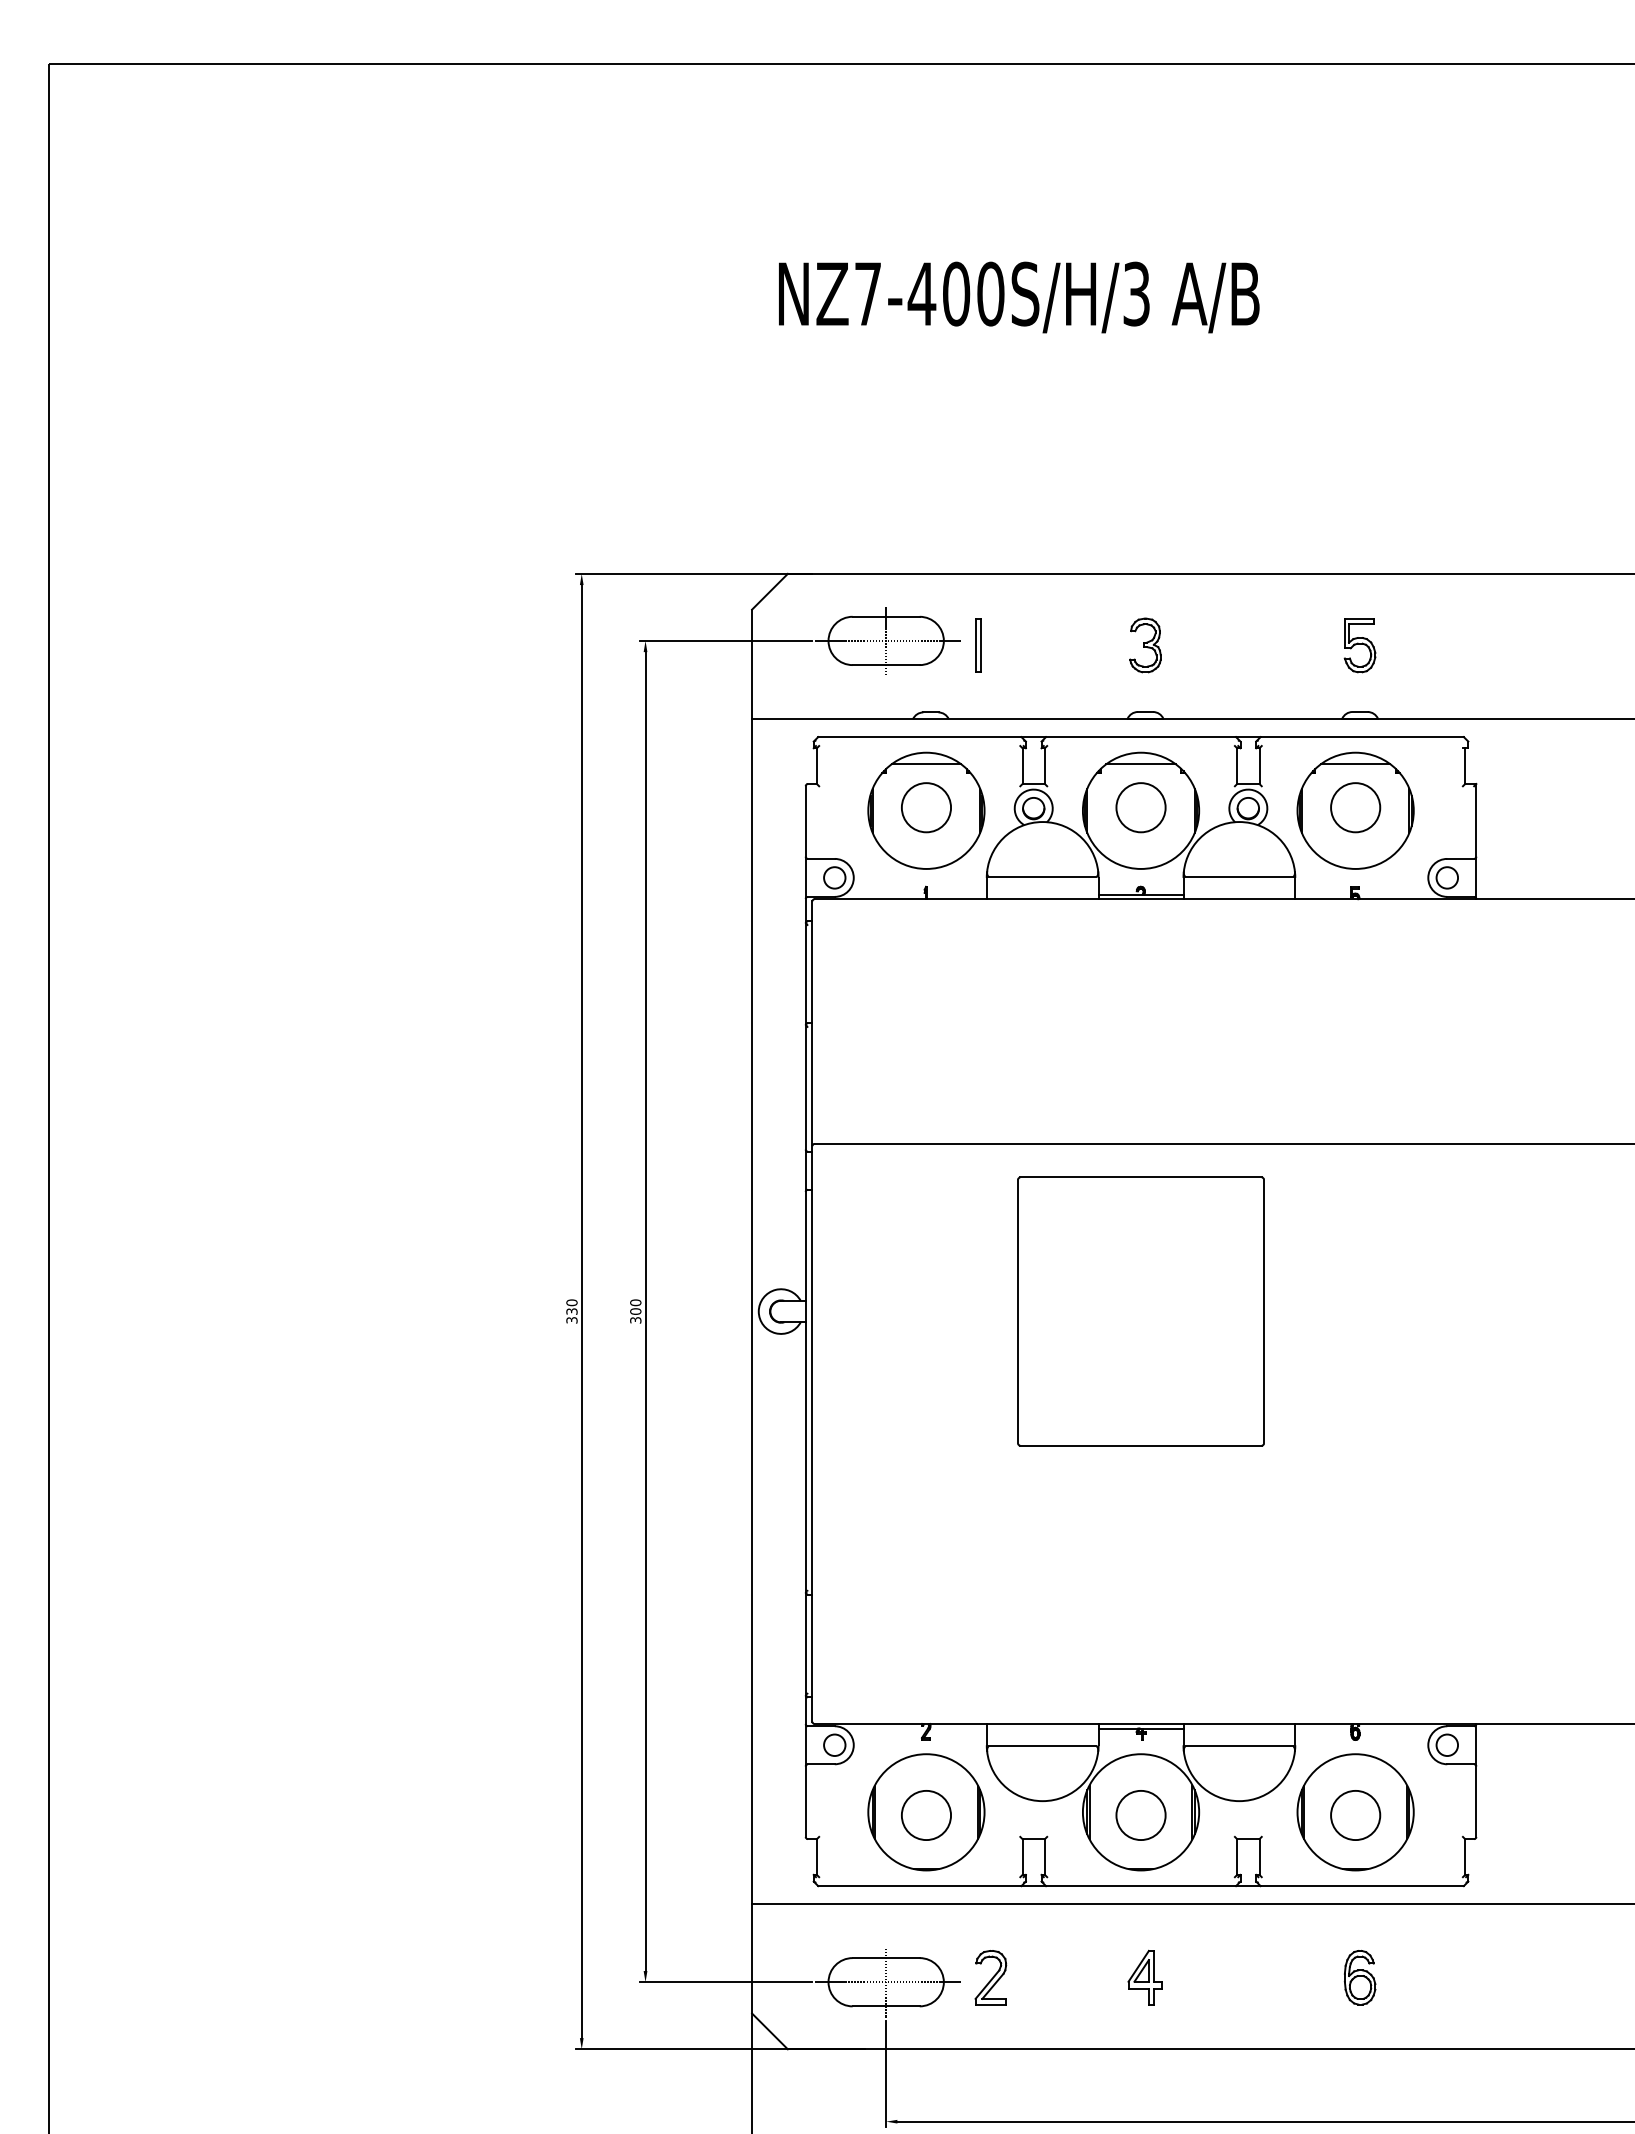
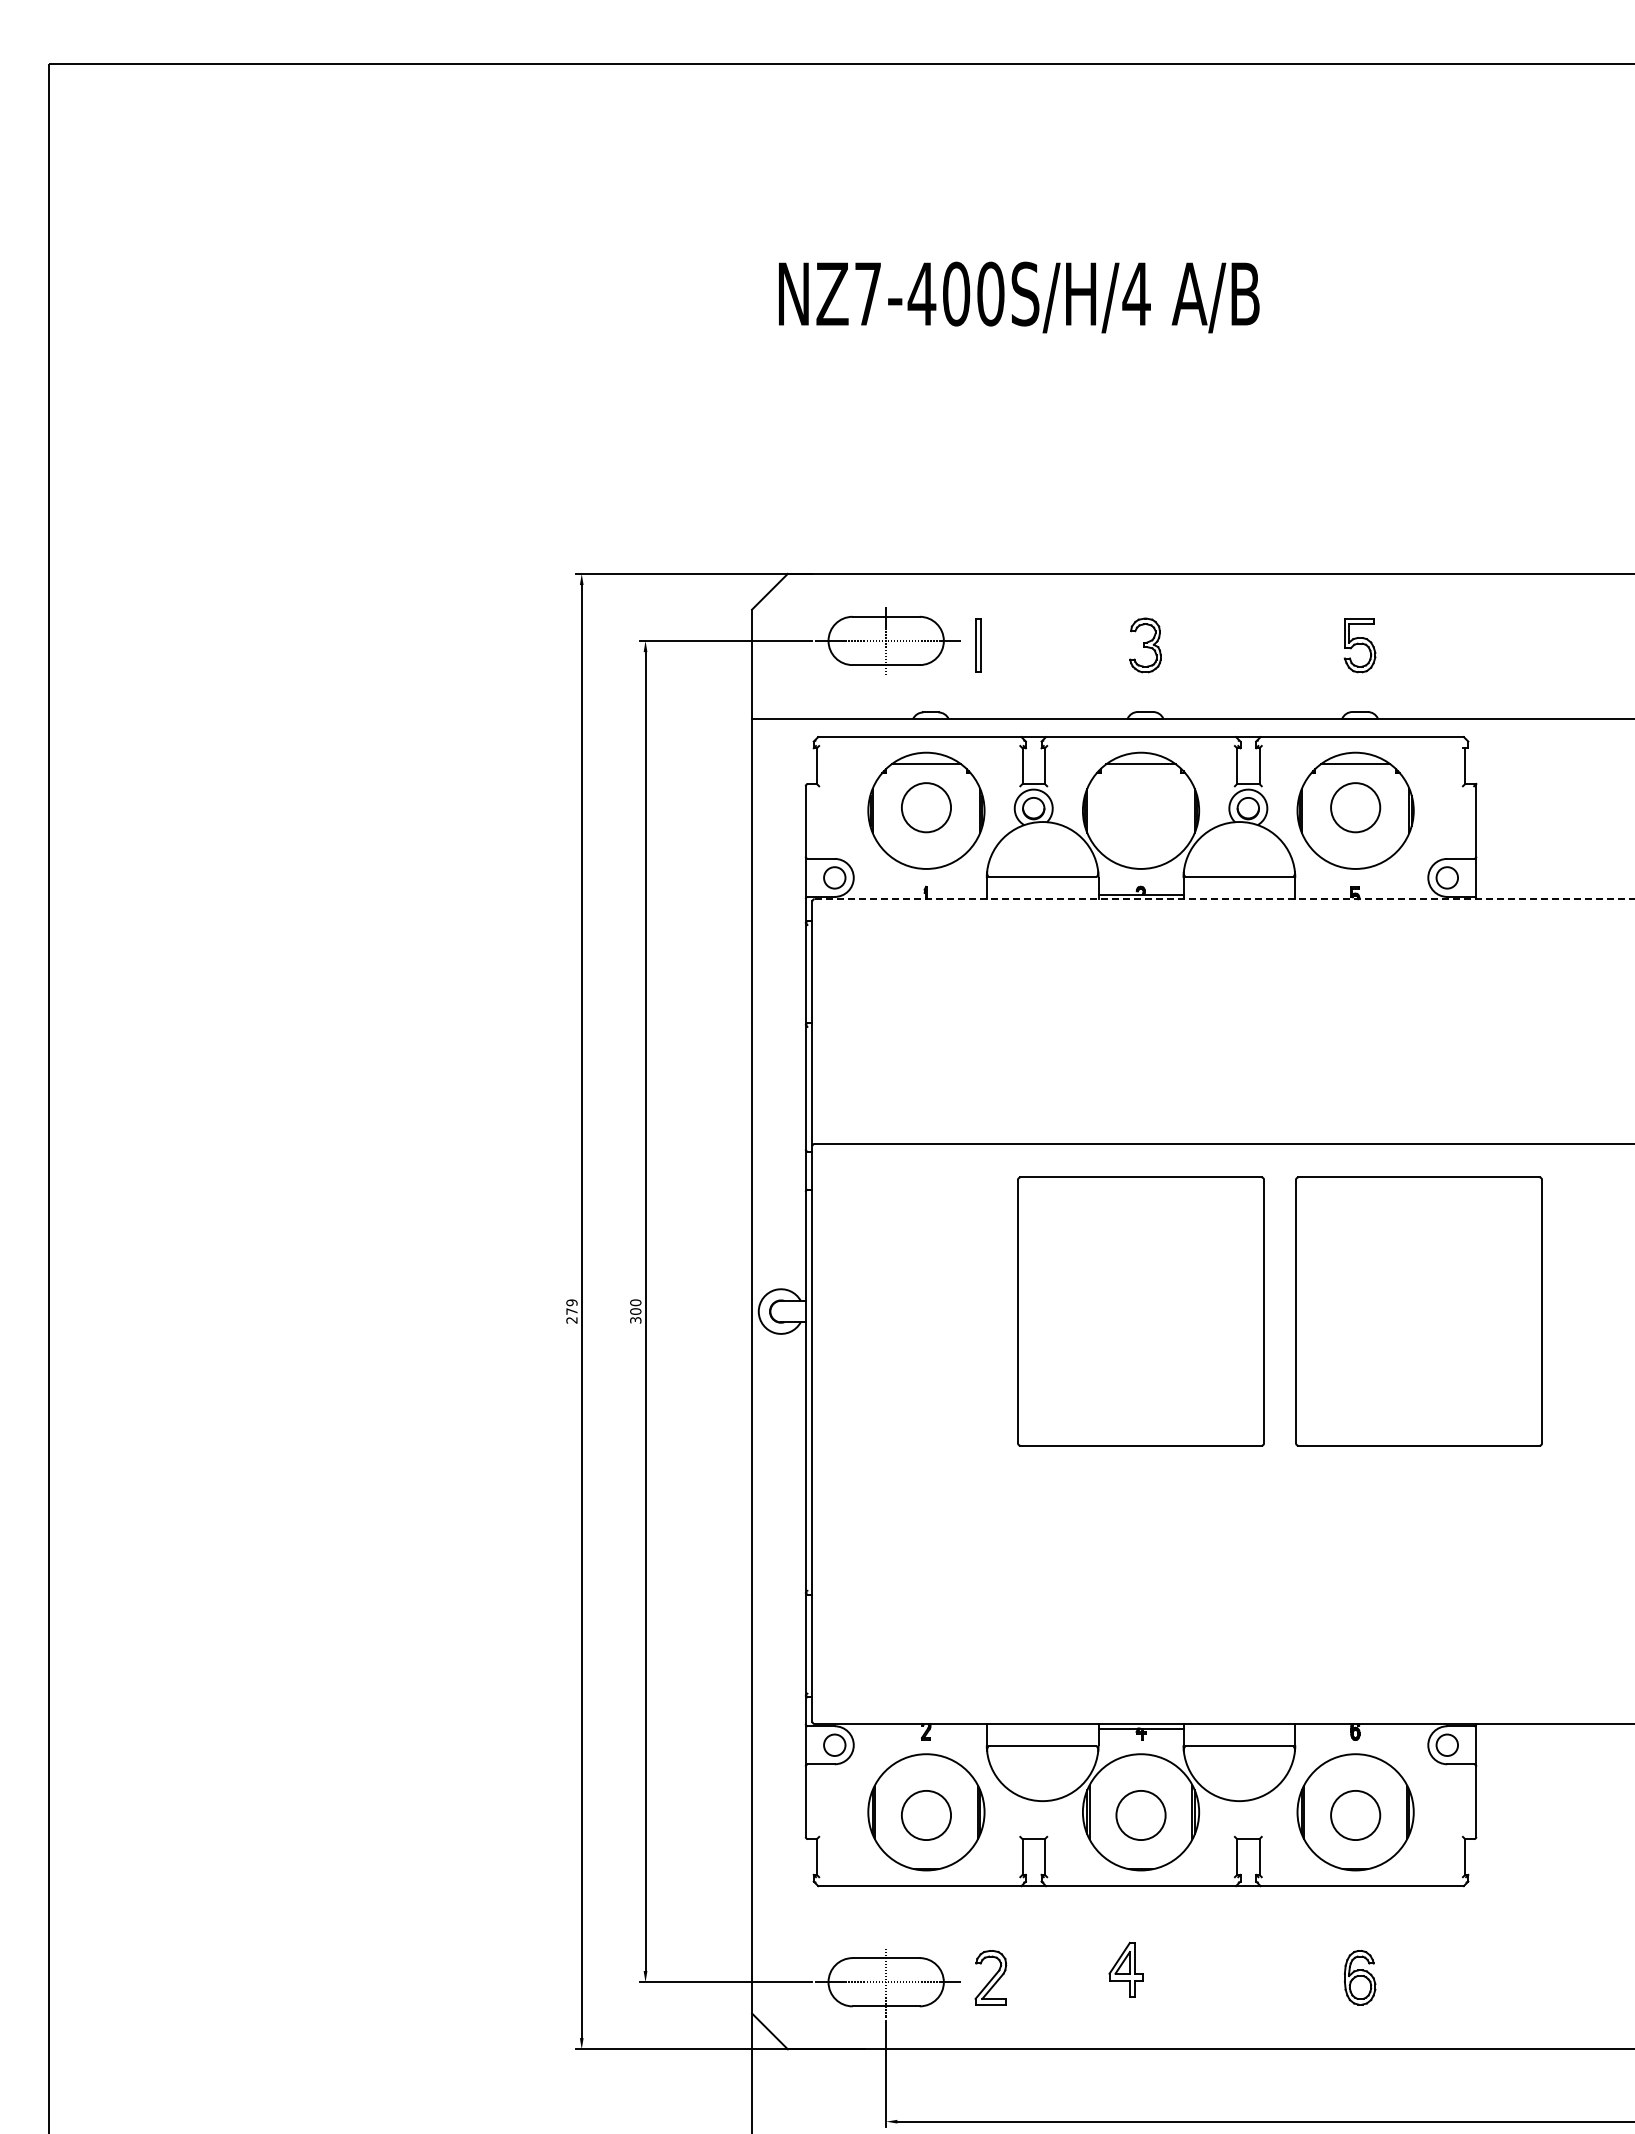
text: NZ7-400S/H/3 -> NZ7-400S/H/4 (1136, 293)
circle: present -> none (1140, 807)
line: solid -> dashed (1224, 899)
text: 330 -> 279 (571, 1311)
part: none -> present (1418, 1311)
line: present -> none (1191, 1903)
part position: (1144, 1977) -> (1125, 1969) (1125, 1969)
